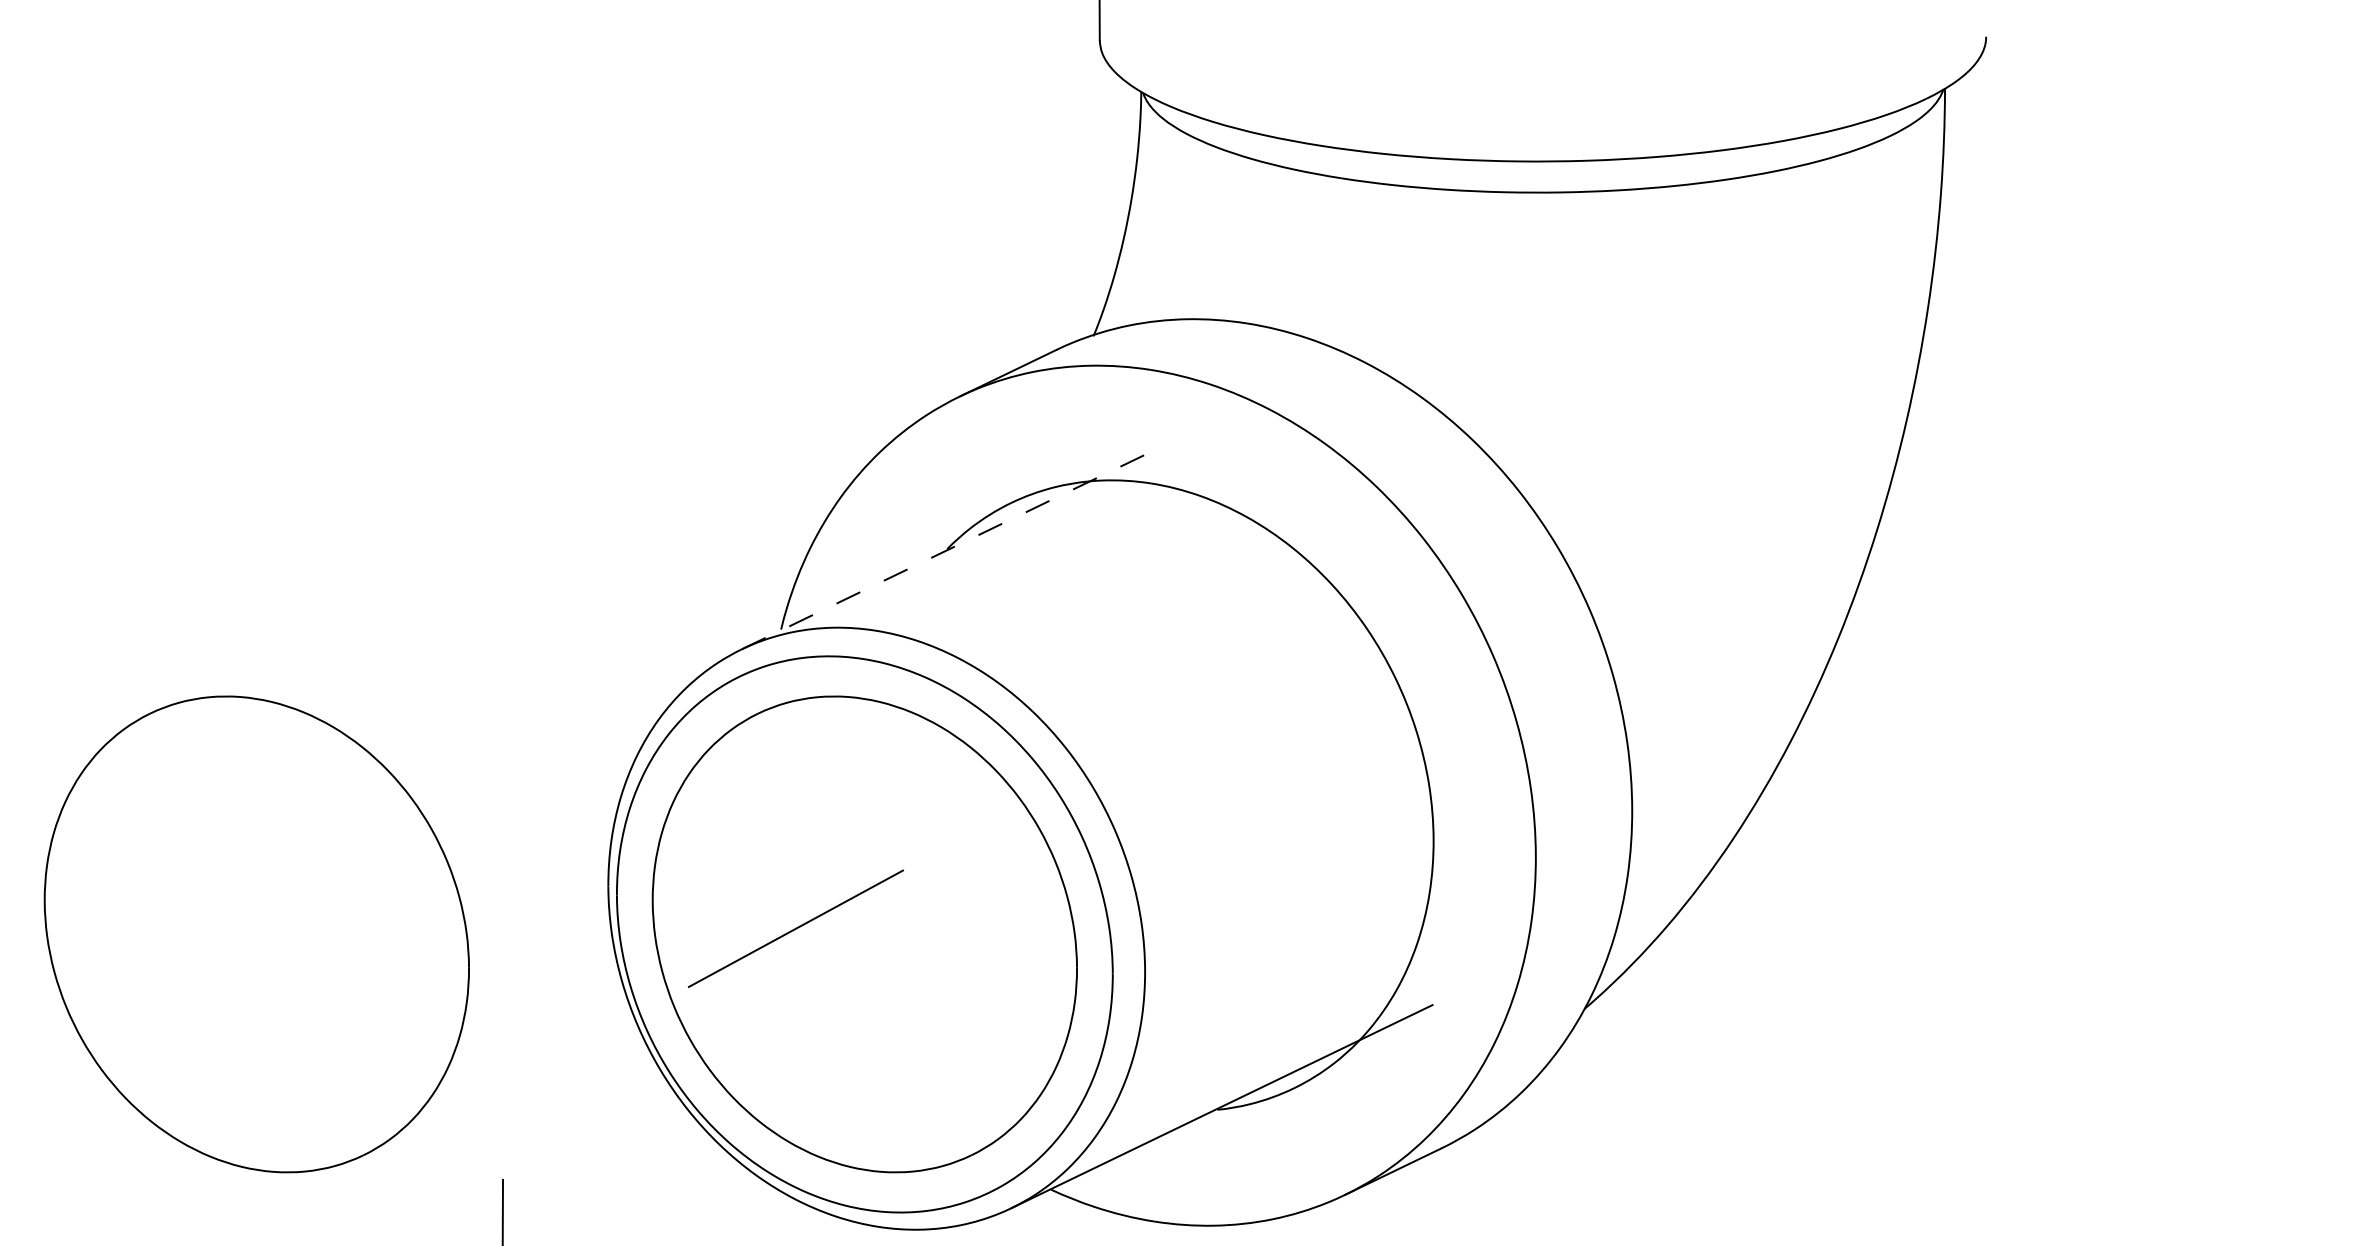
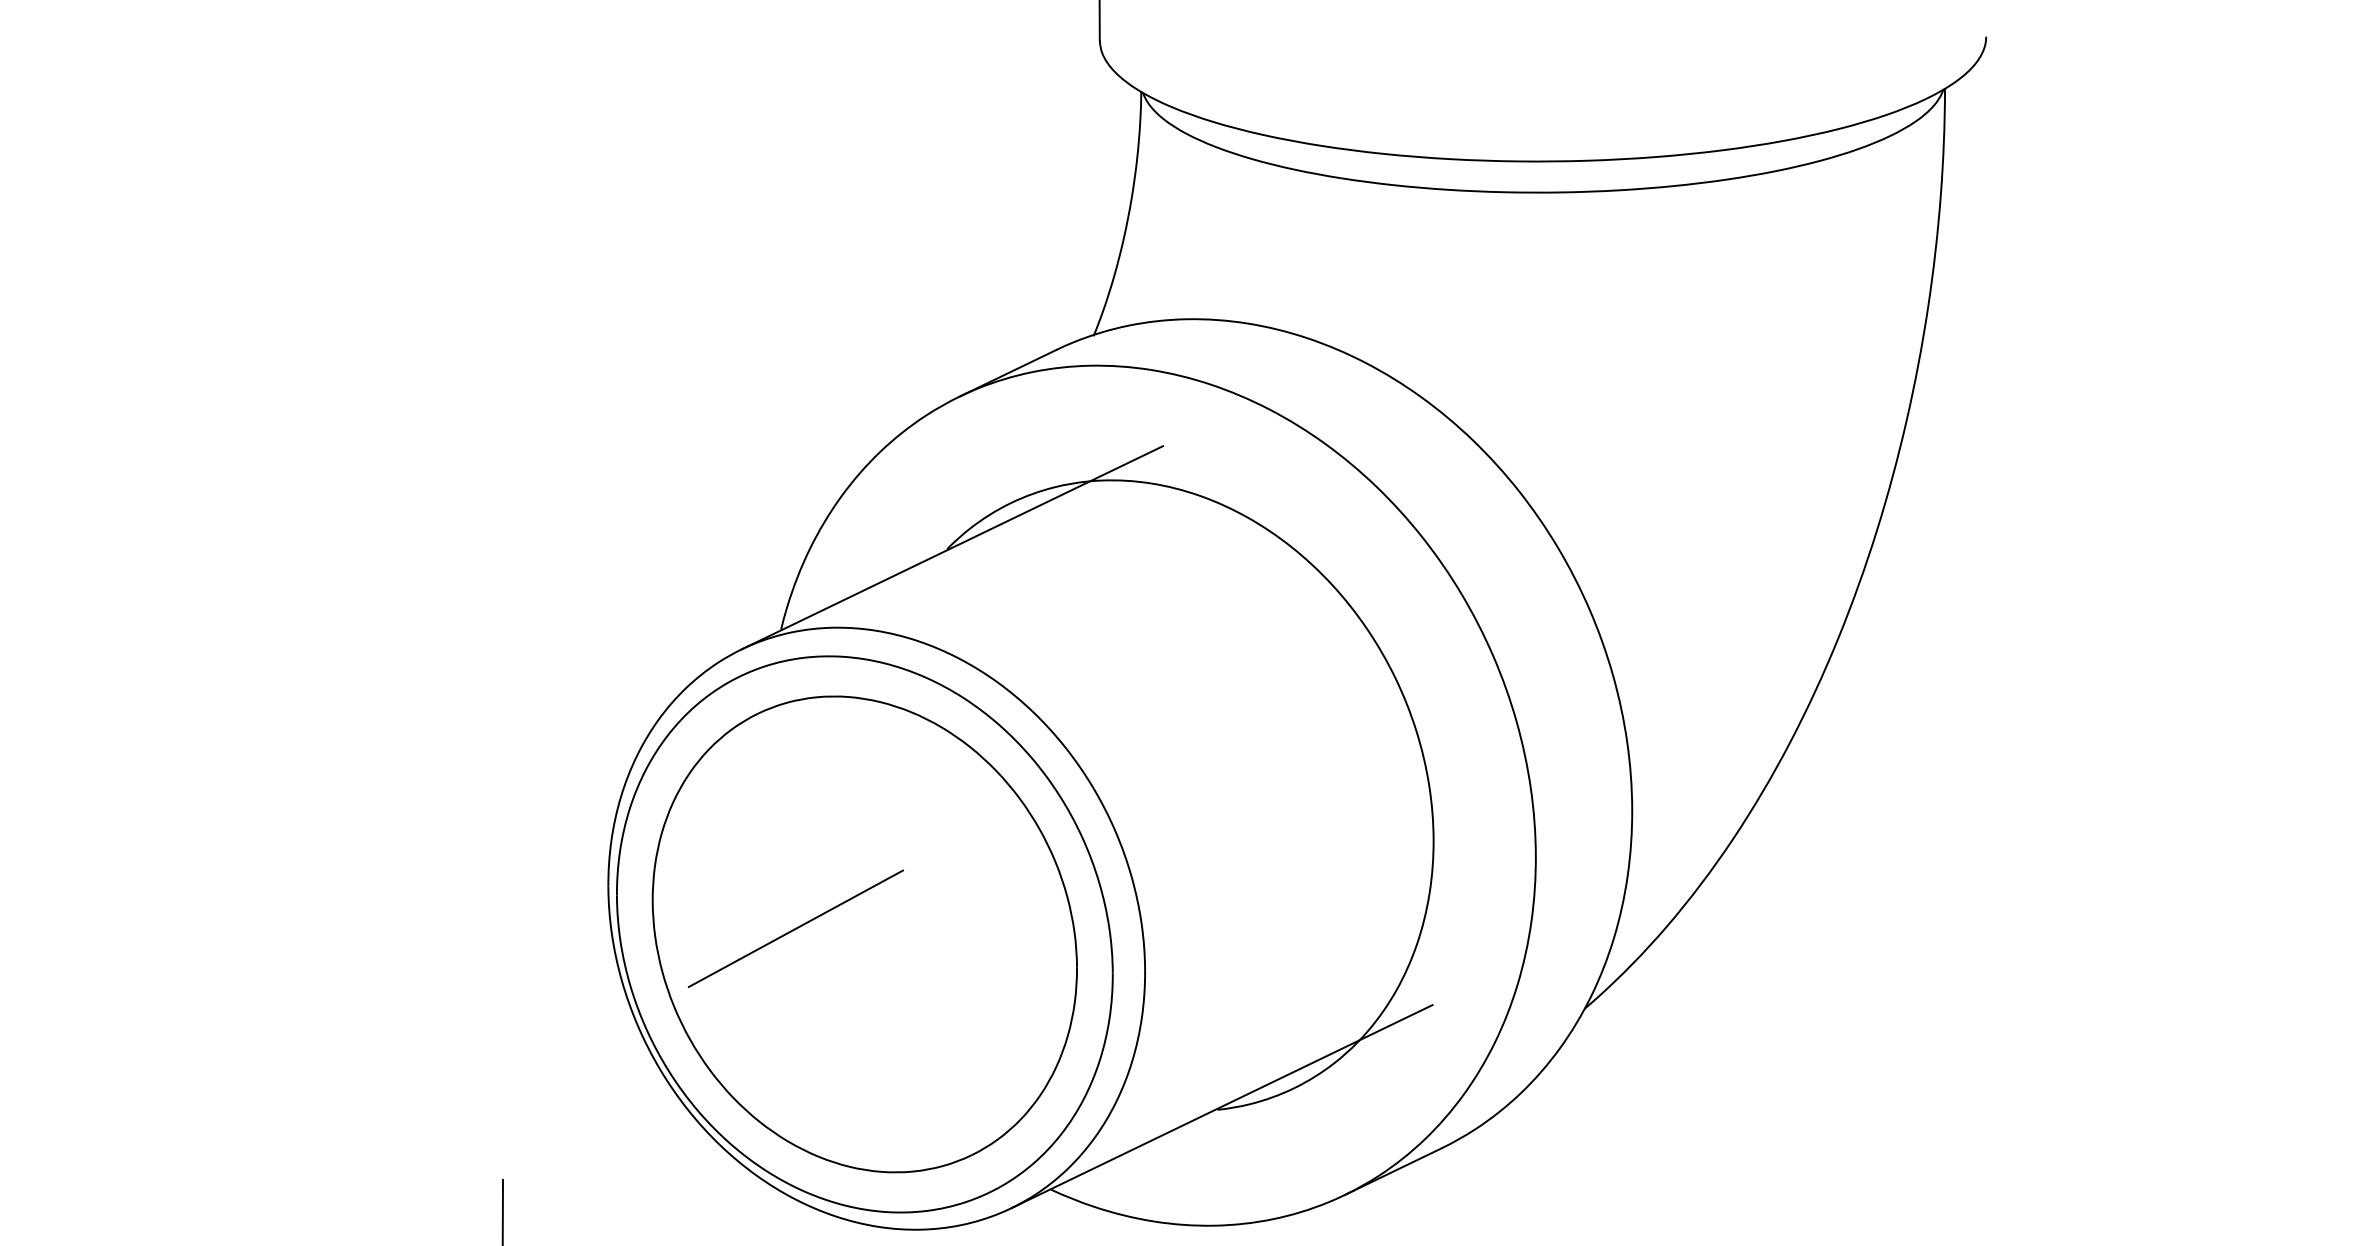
line: dashed -> solid (952, 547)
part: present -> none (256, 934)
